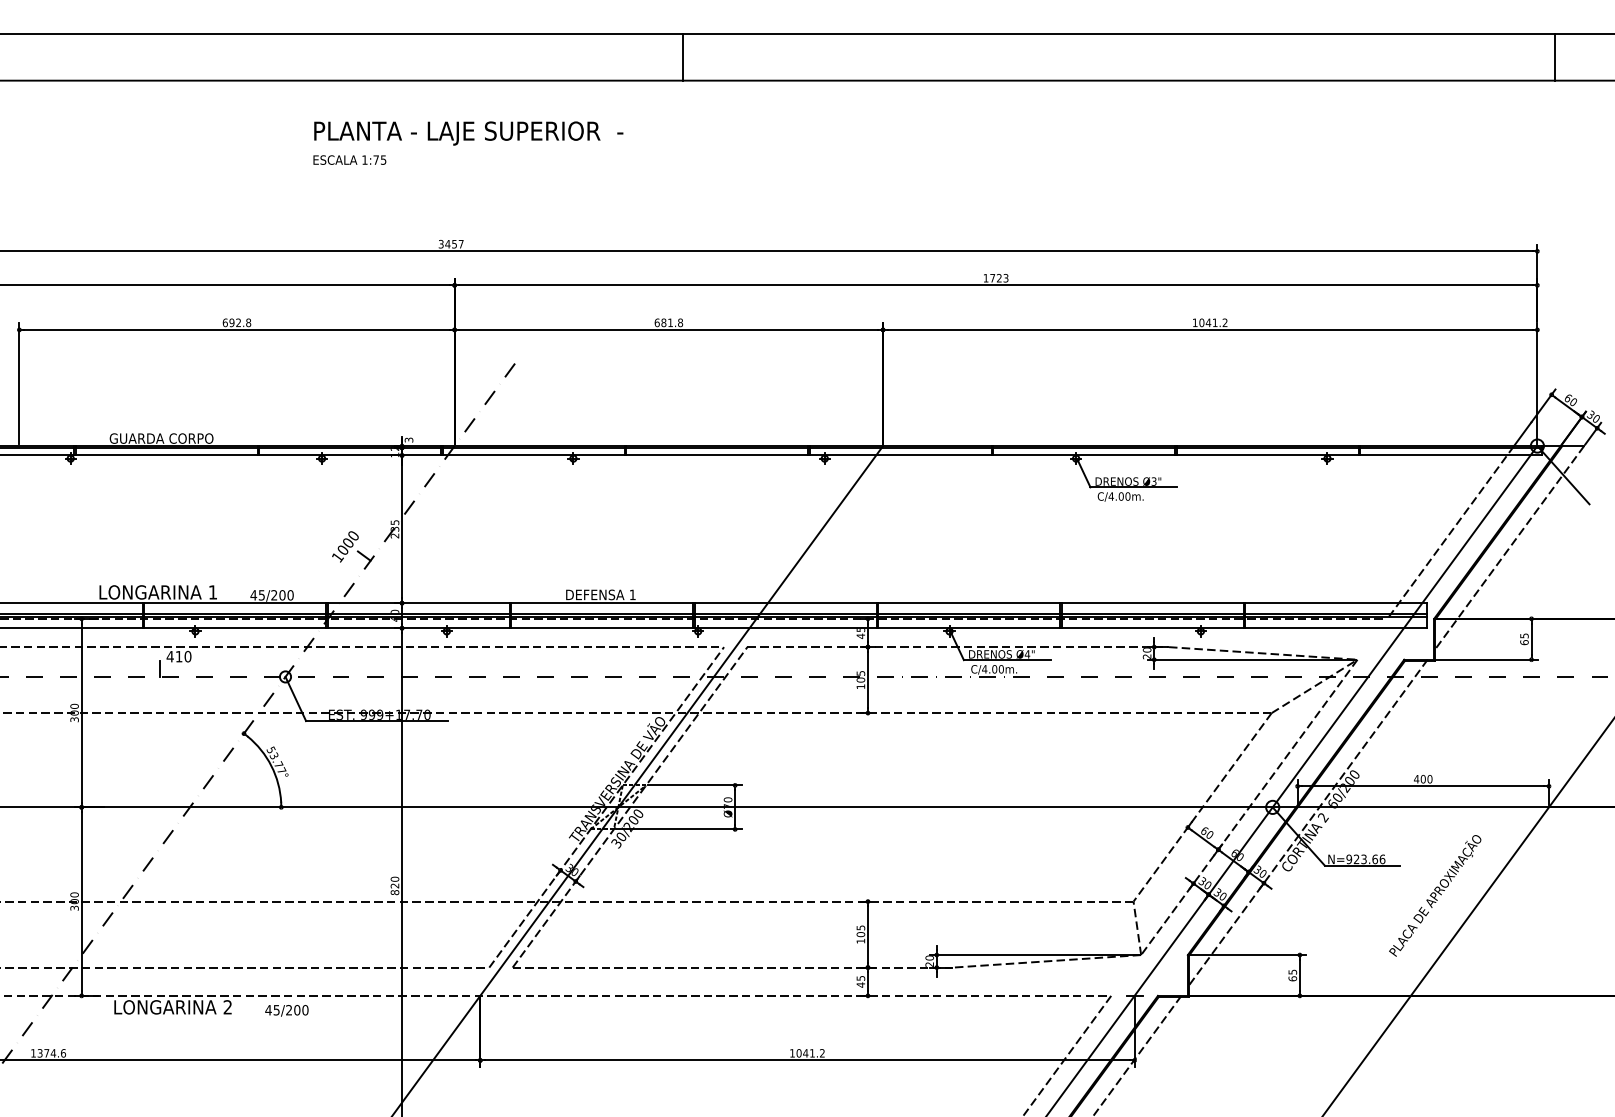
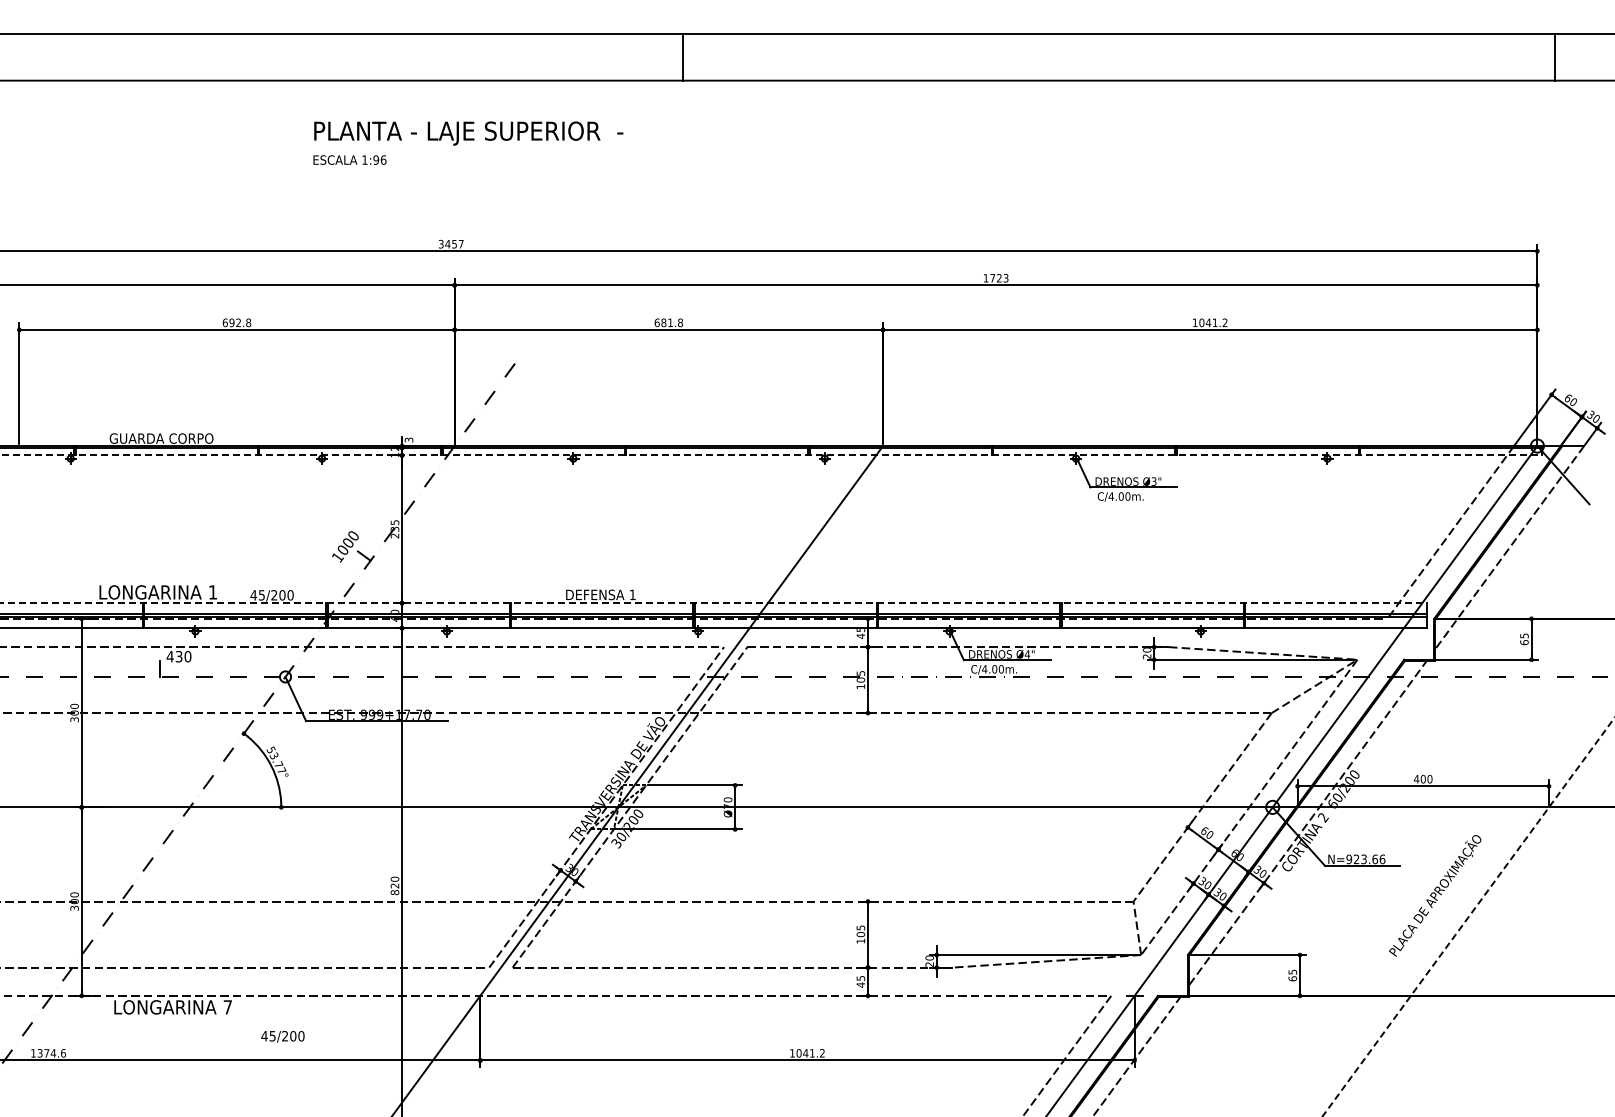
text: 1:75 -> 1:96 (379, 159)
line: solid -> dashed (771, 455)
line: solid -> dashed (714, 603)
text: 410 -> 430 (178, 656)
line: solid -> dashed (1468, 917)
text: 2 -> 7 (227, 1007)
text position: (286, 1010) -> (282, 1036) (282, 1036)
